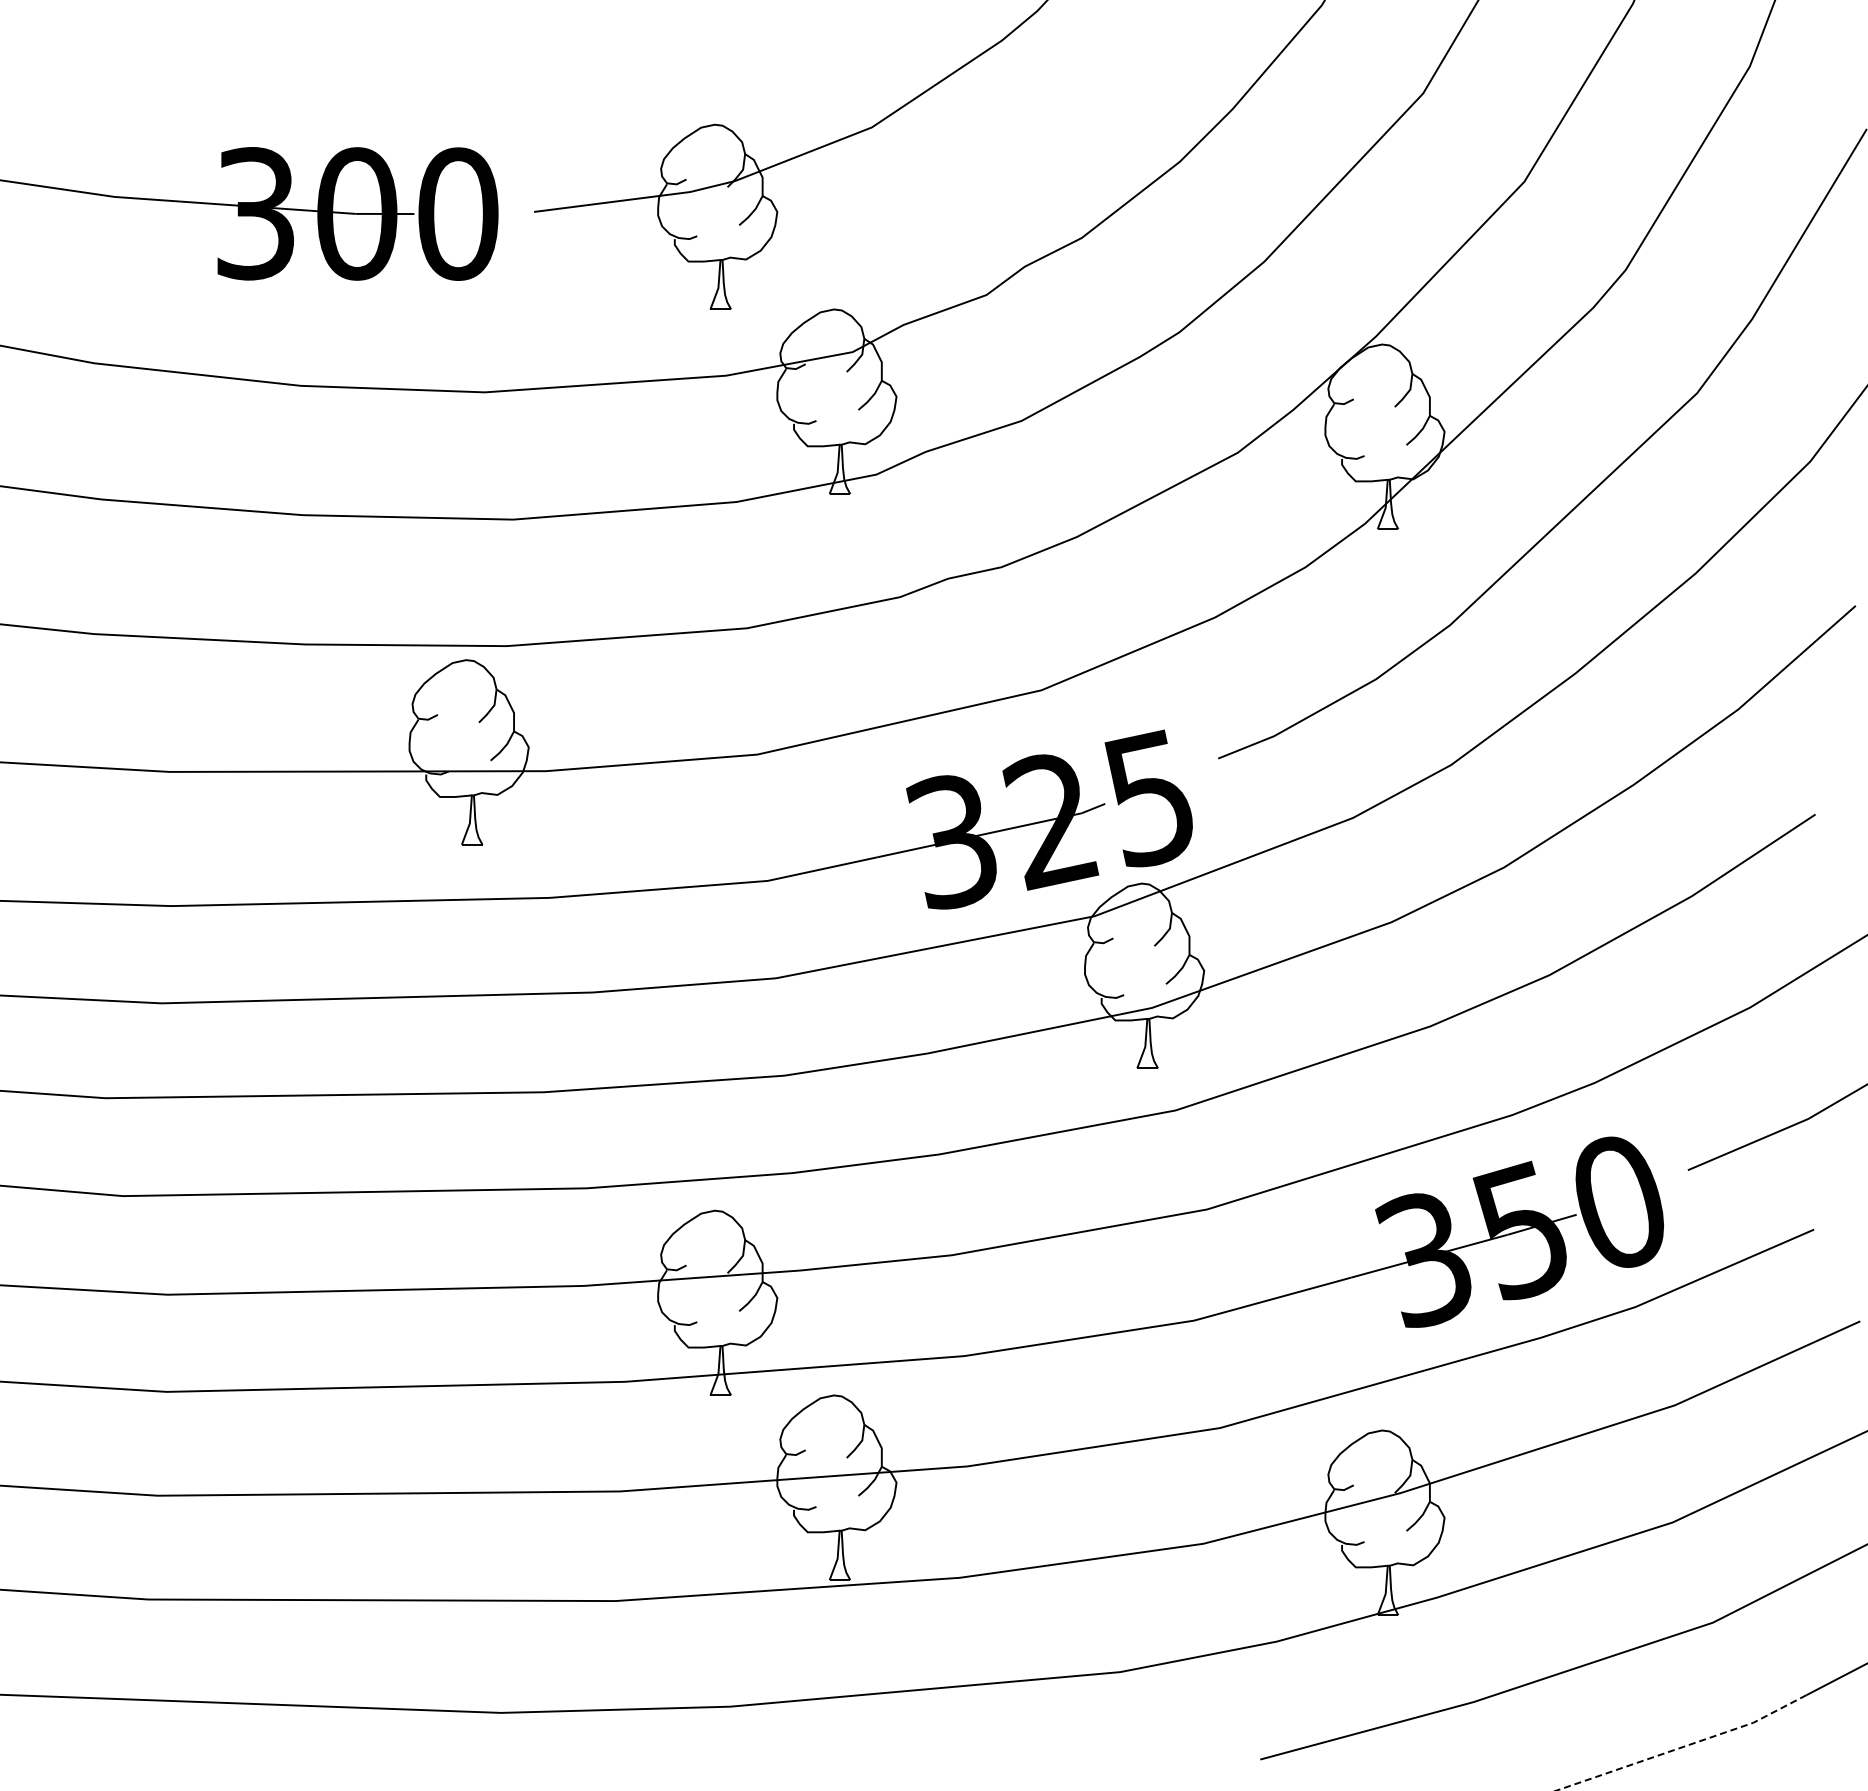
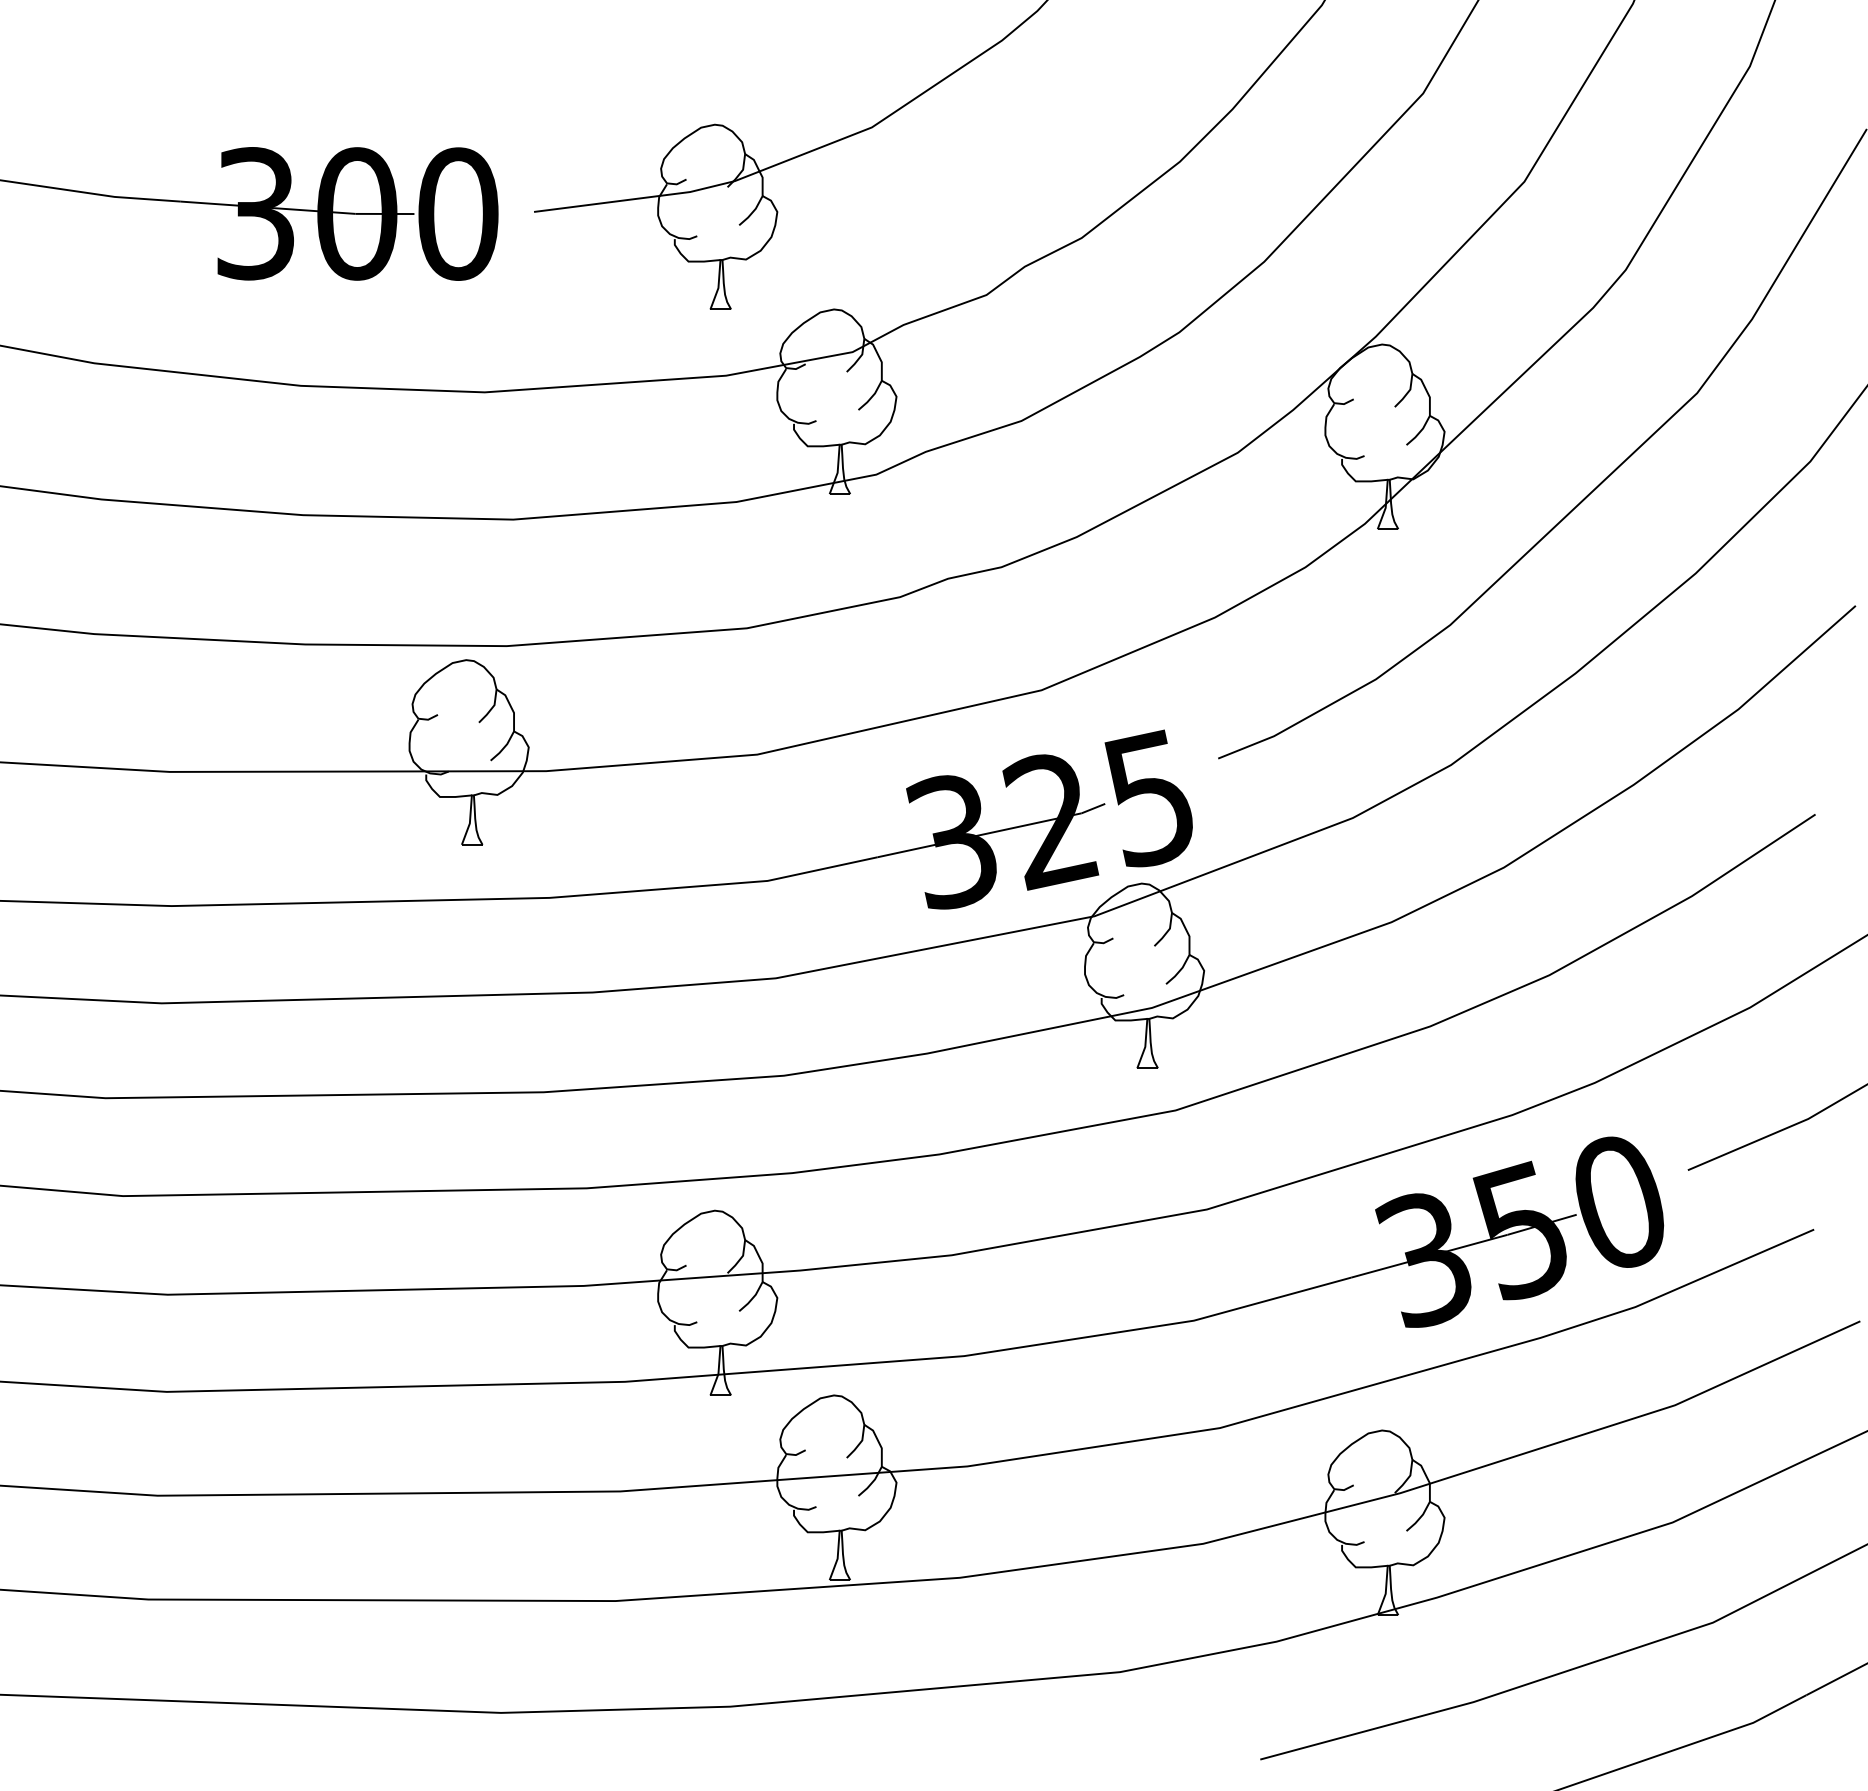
line: dashed -> solid (1682, 1747)
